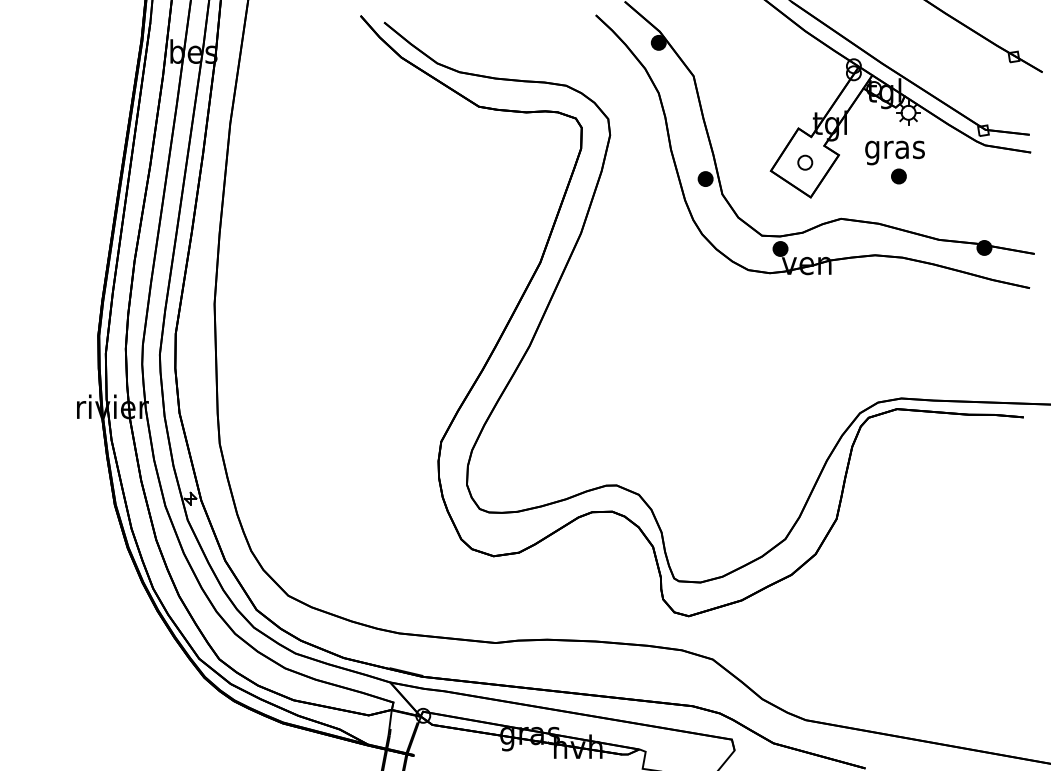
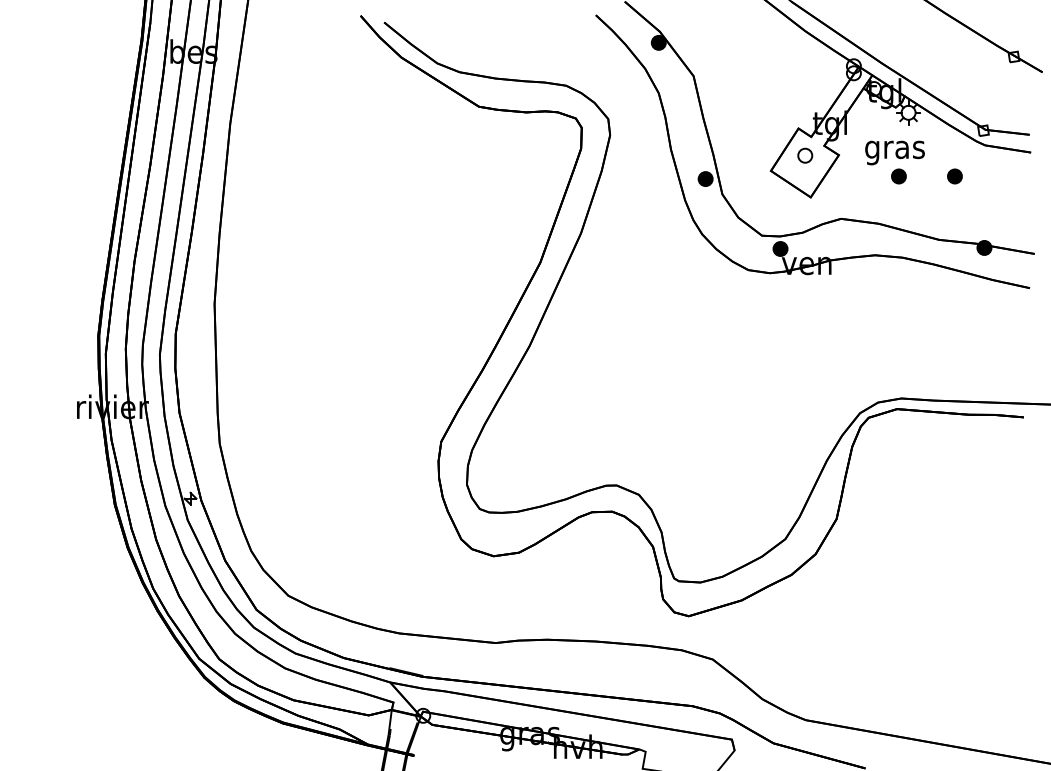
part position: (805, 162) -> (805, 155) (805, 155)
part: none -> present (954, 176)
